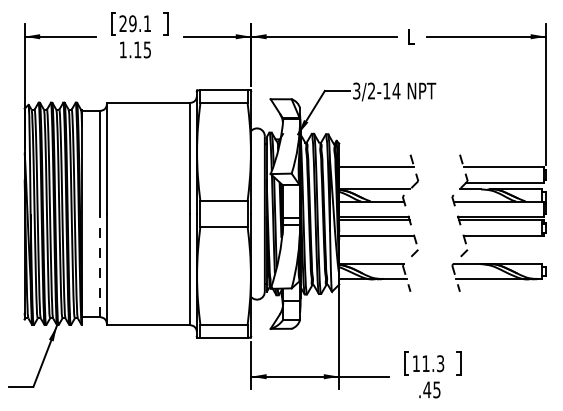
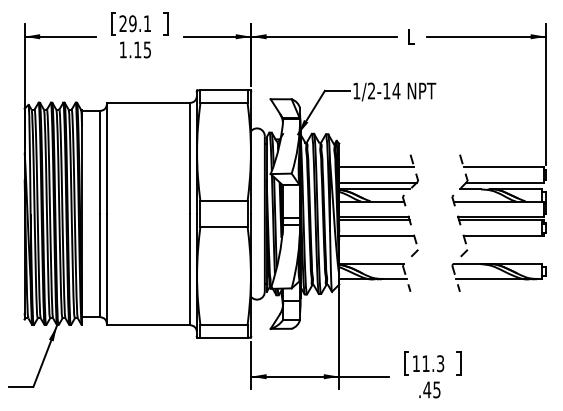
text: 3/2-14 -> 1/2-14 (356, 90)
line: none -> present (377, 182)
line: dashed -> solid (100, 265)
